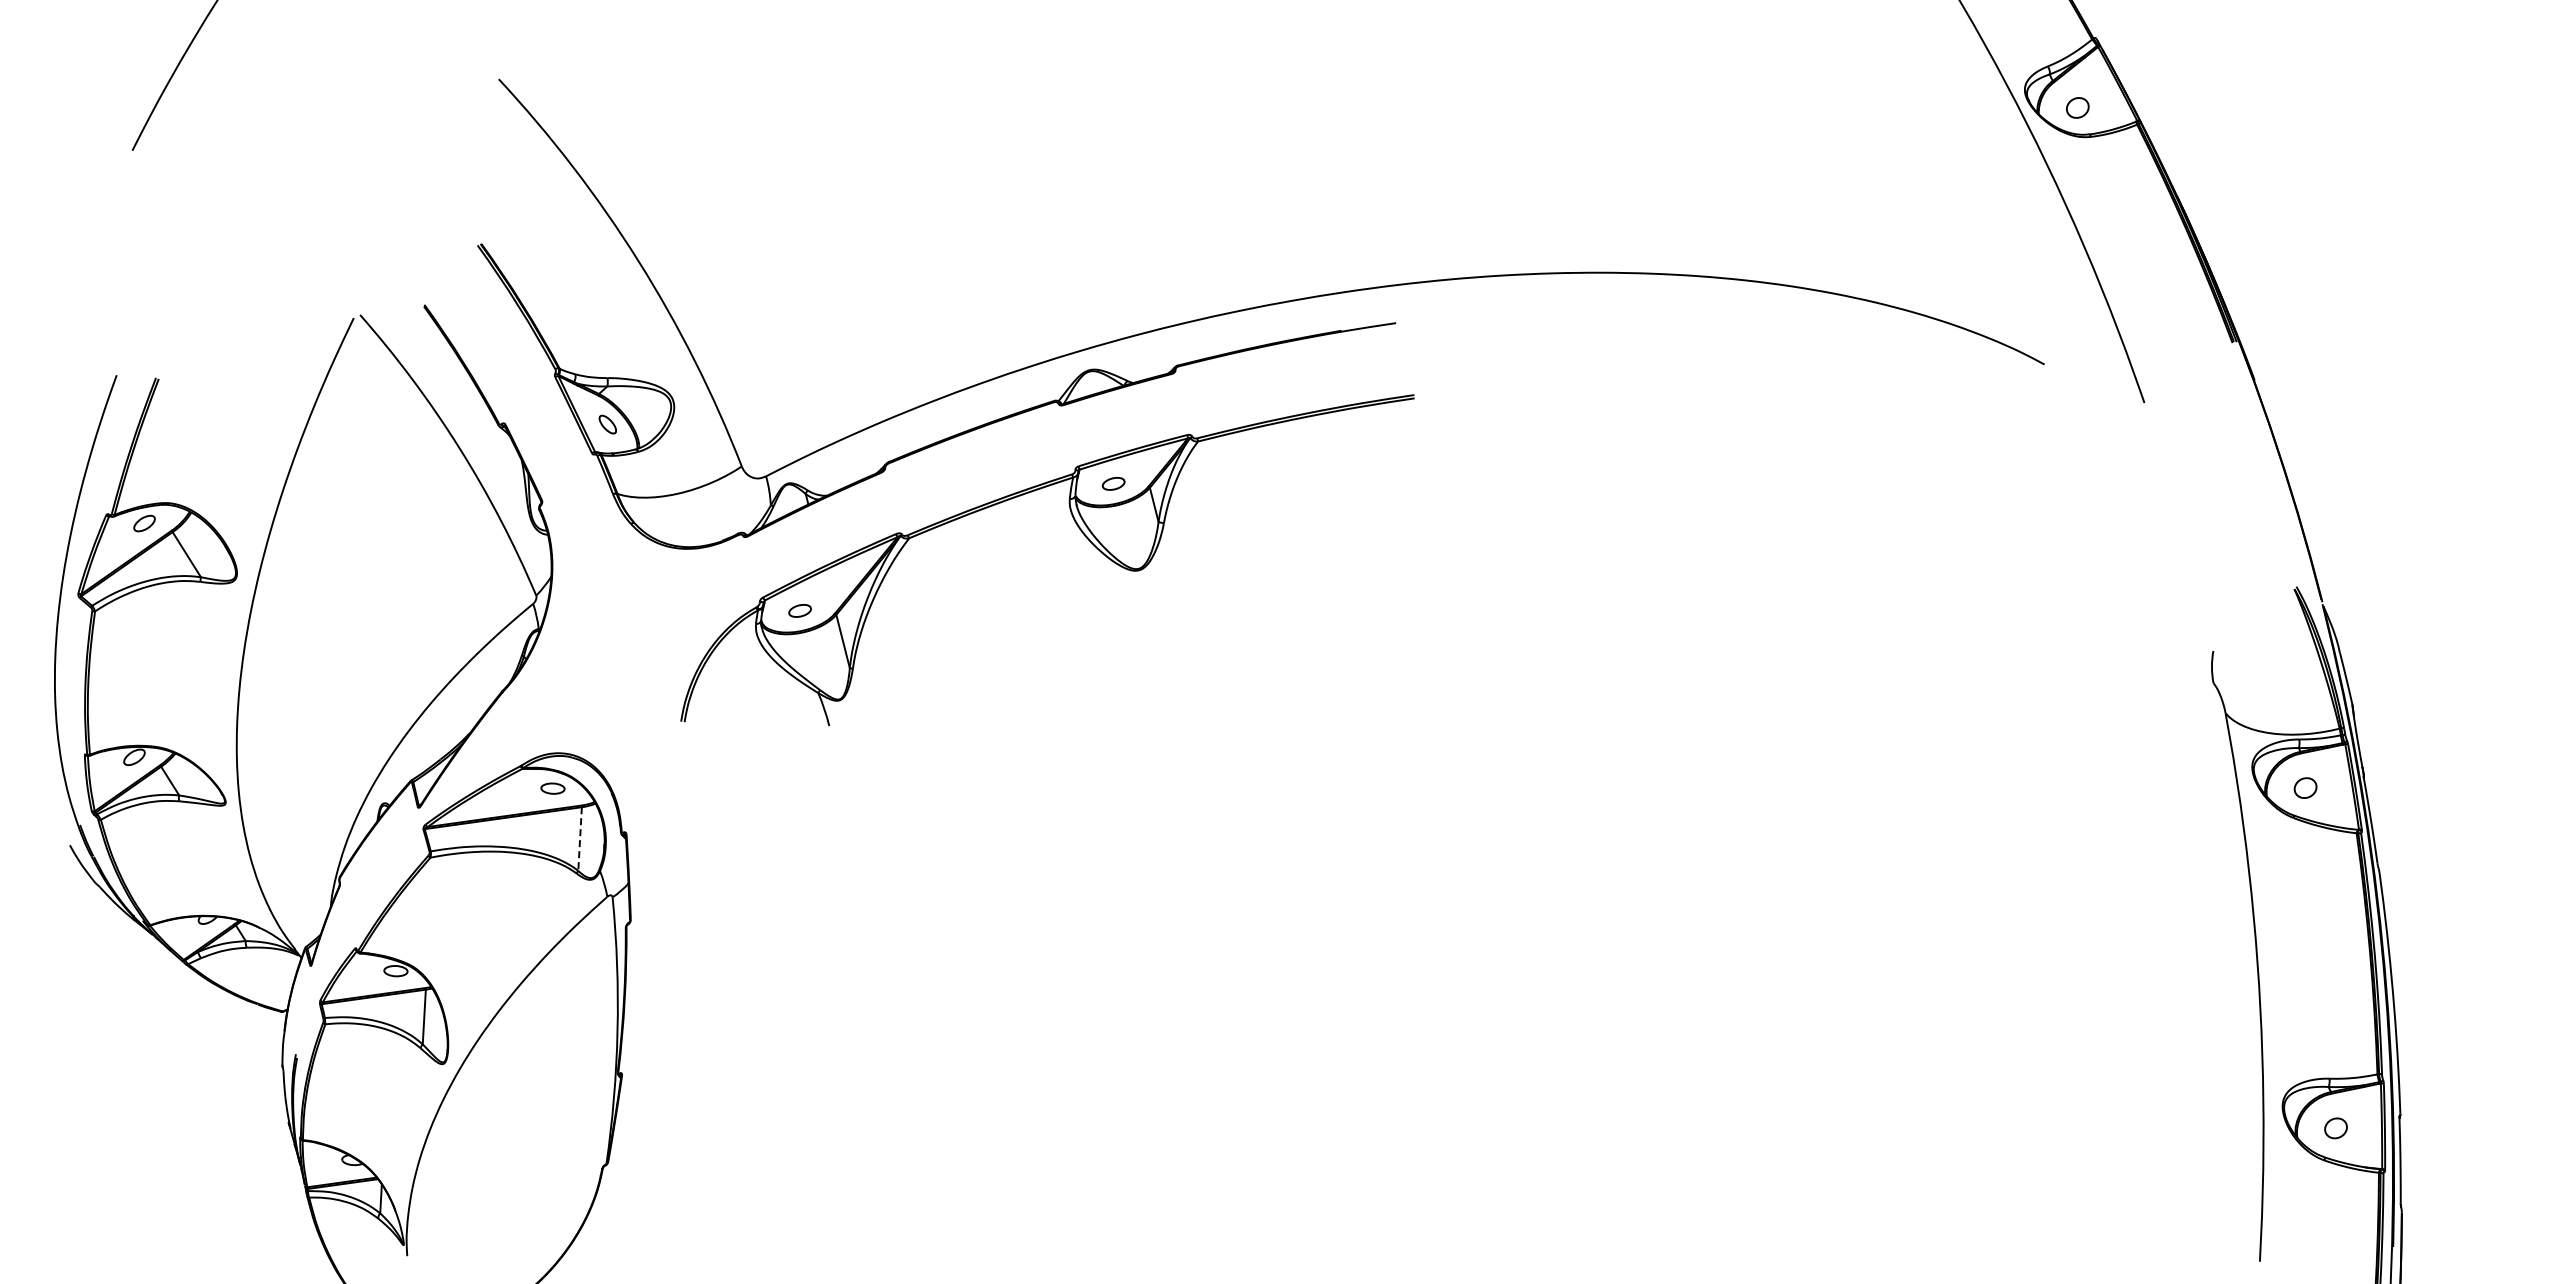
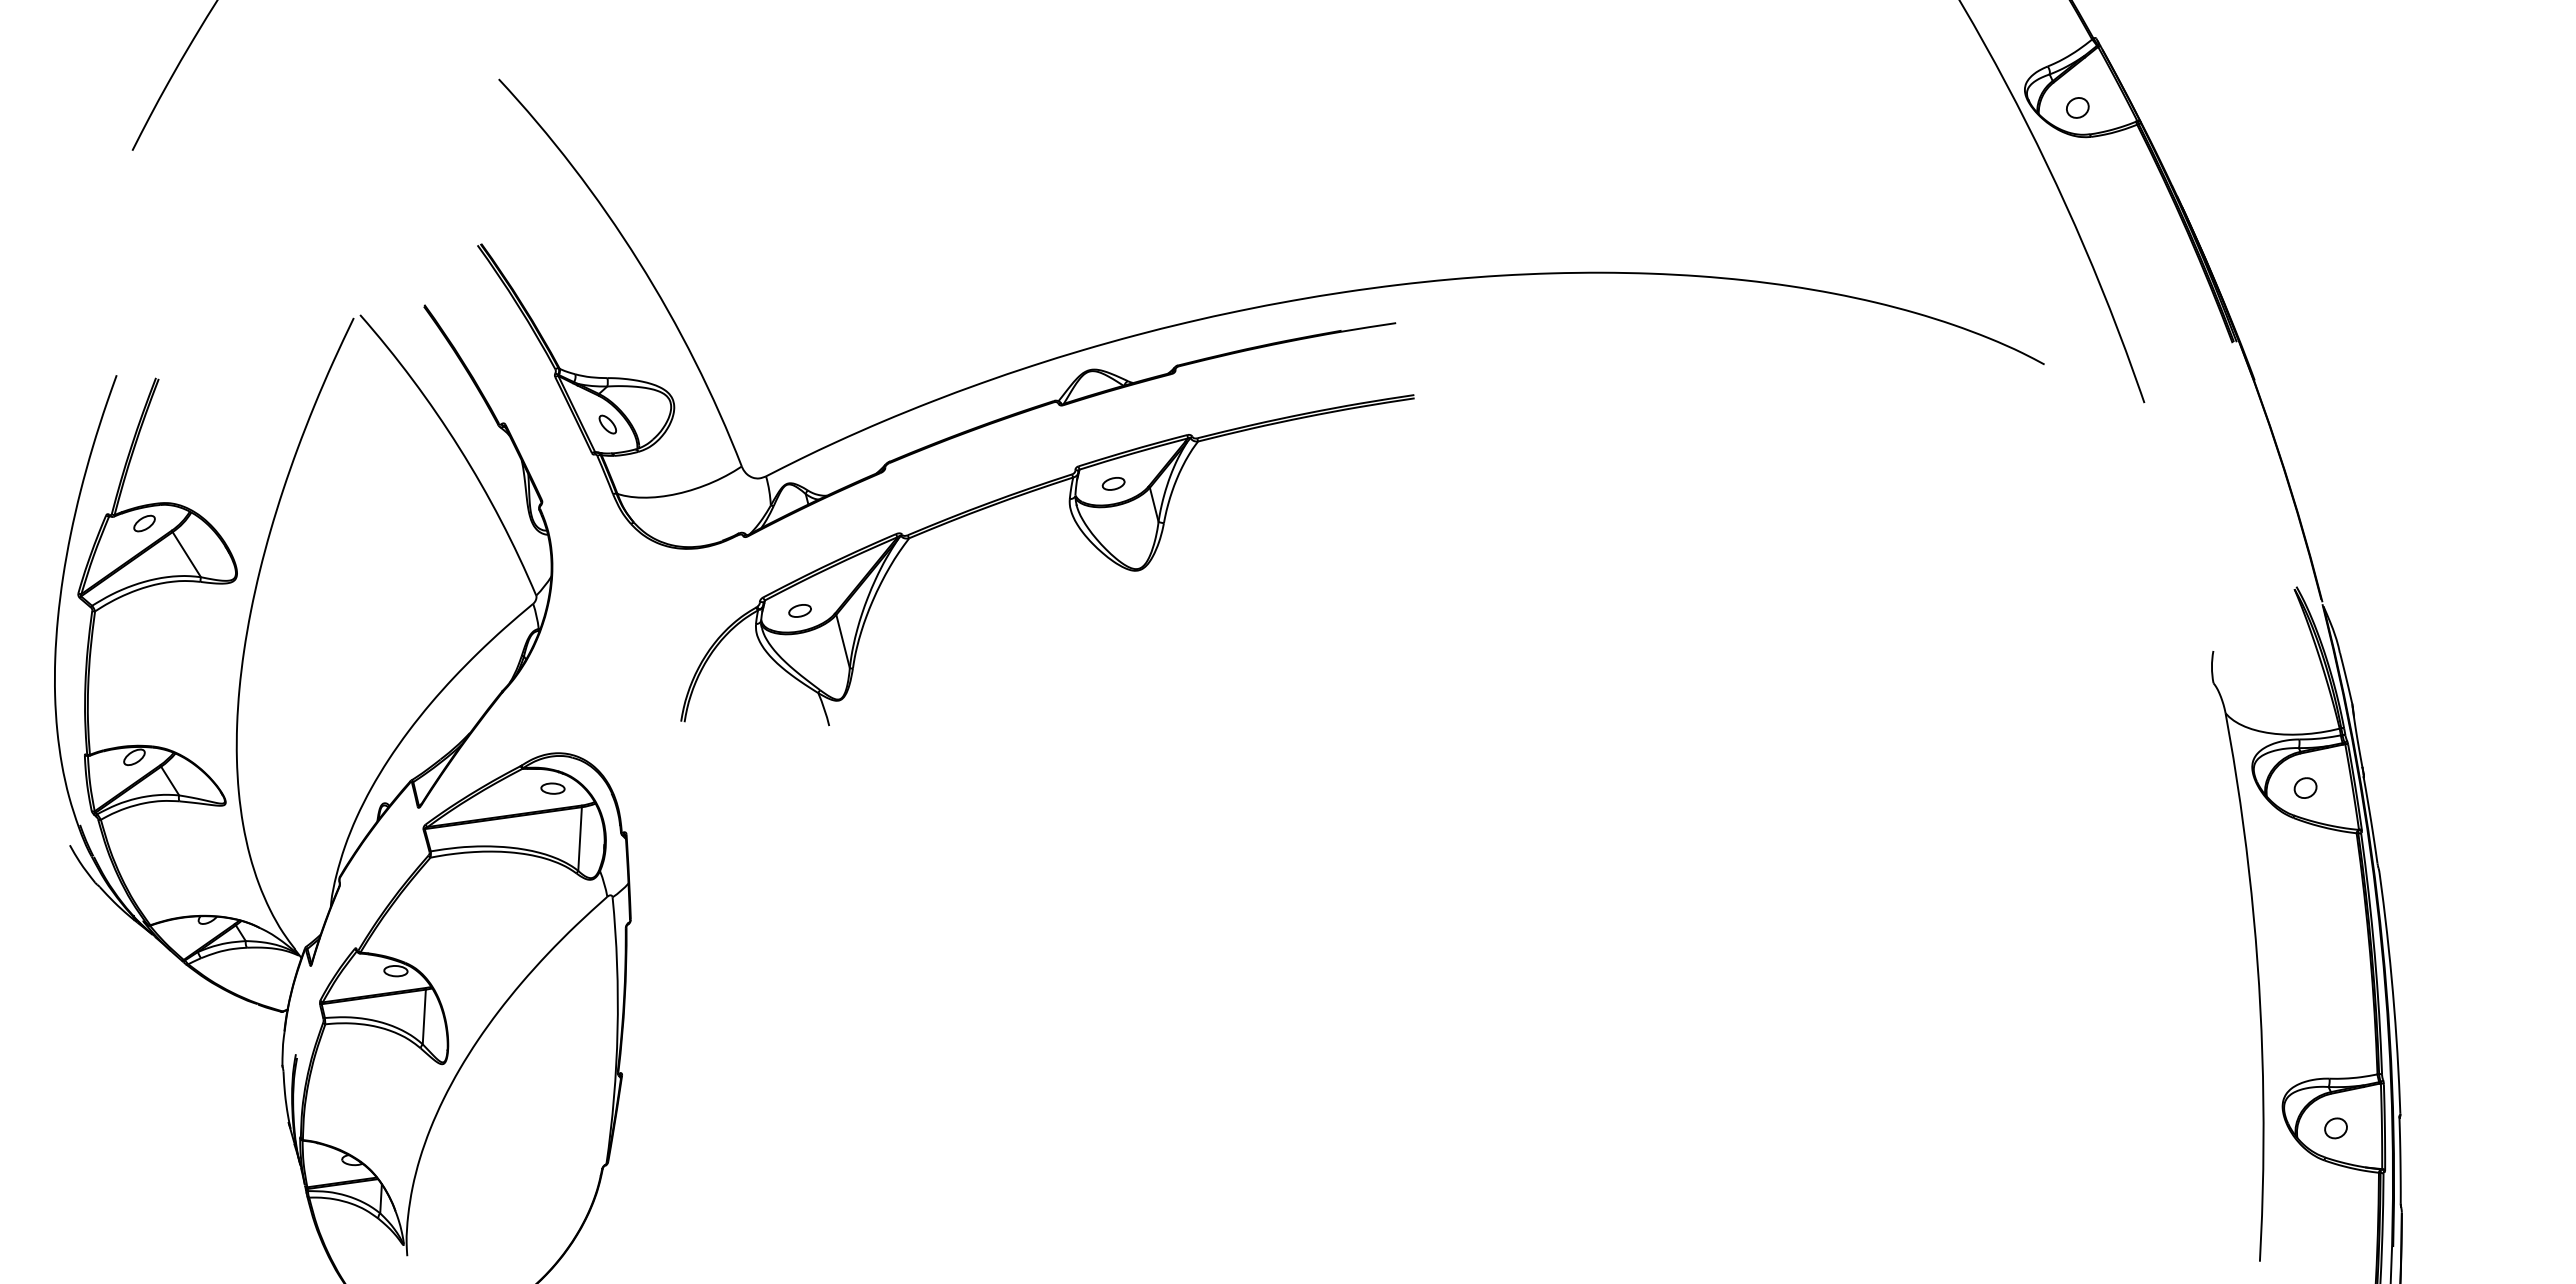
line: dashed -> solid (580, 839)
